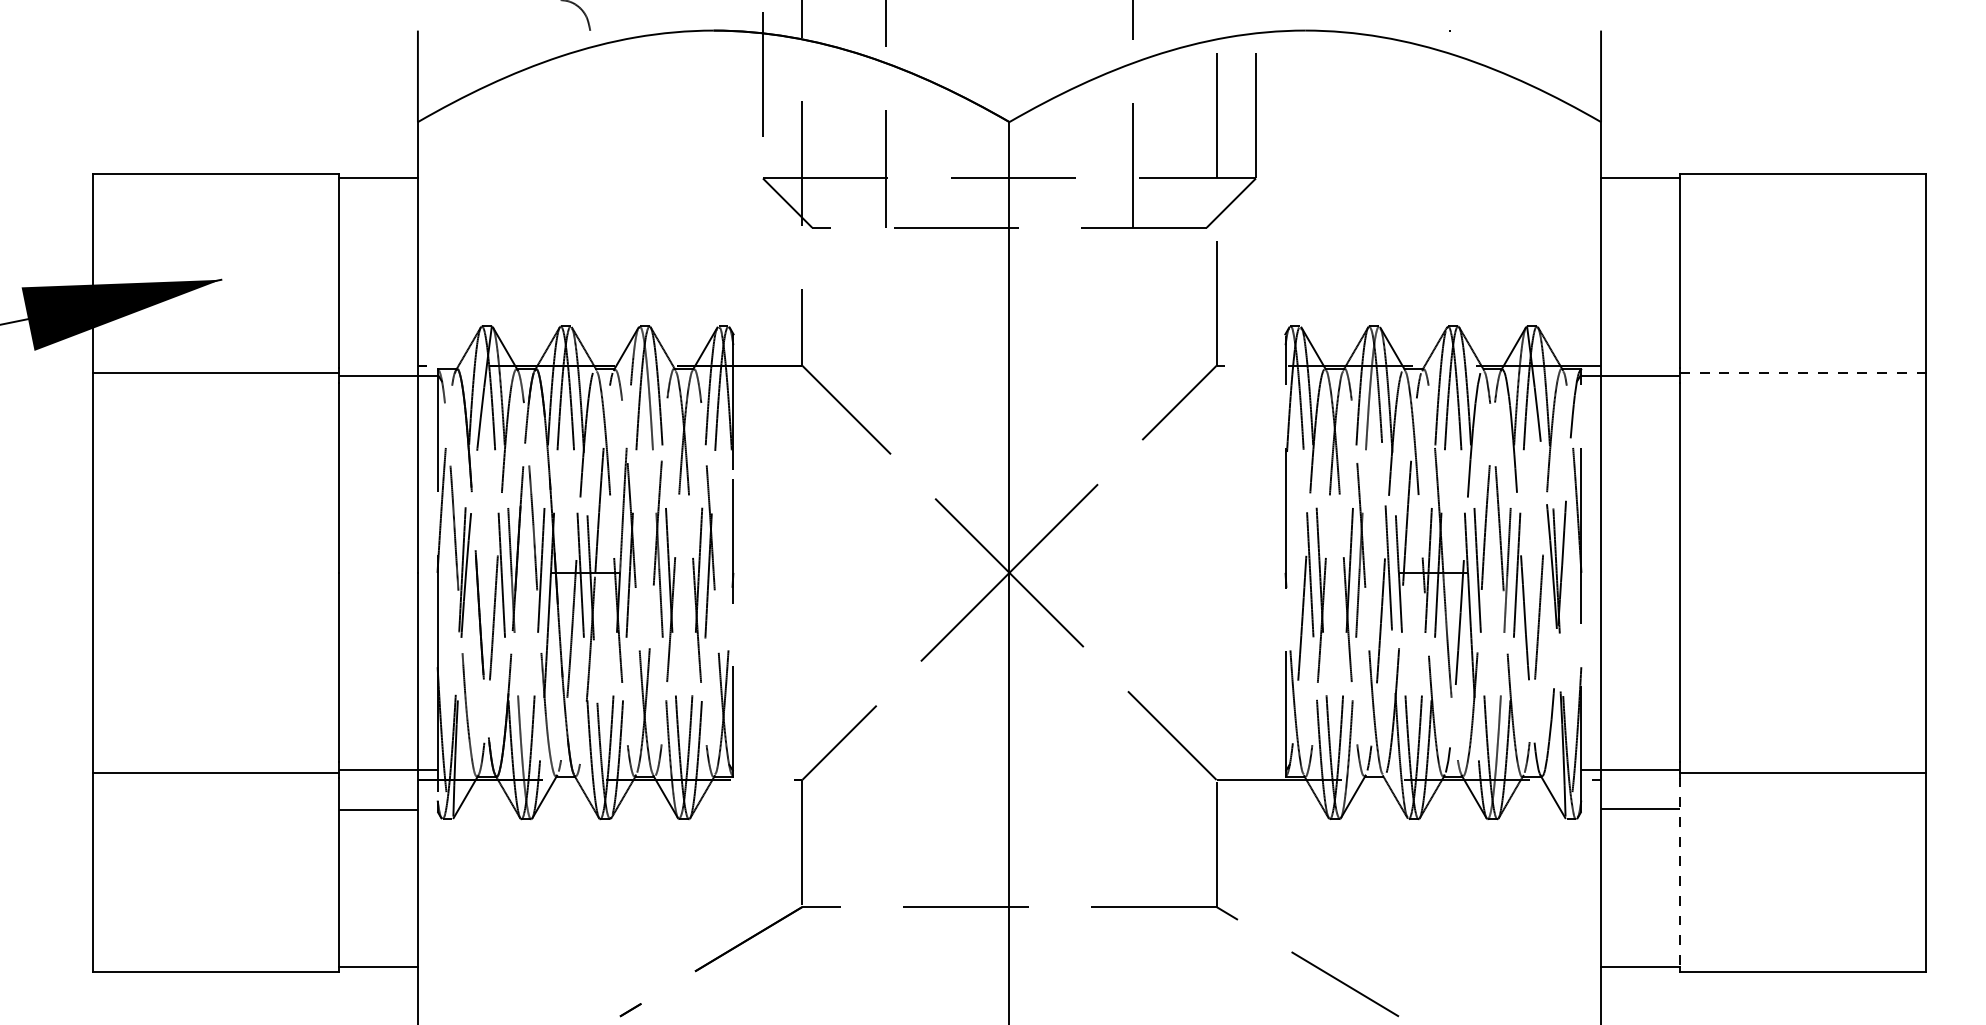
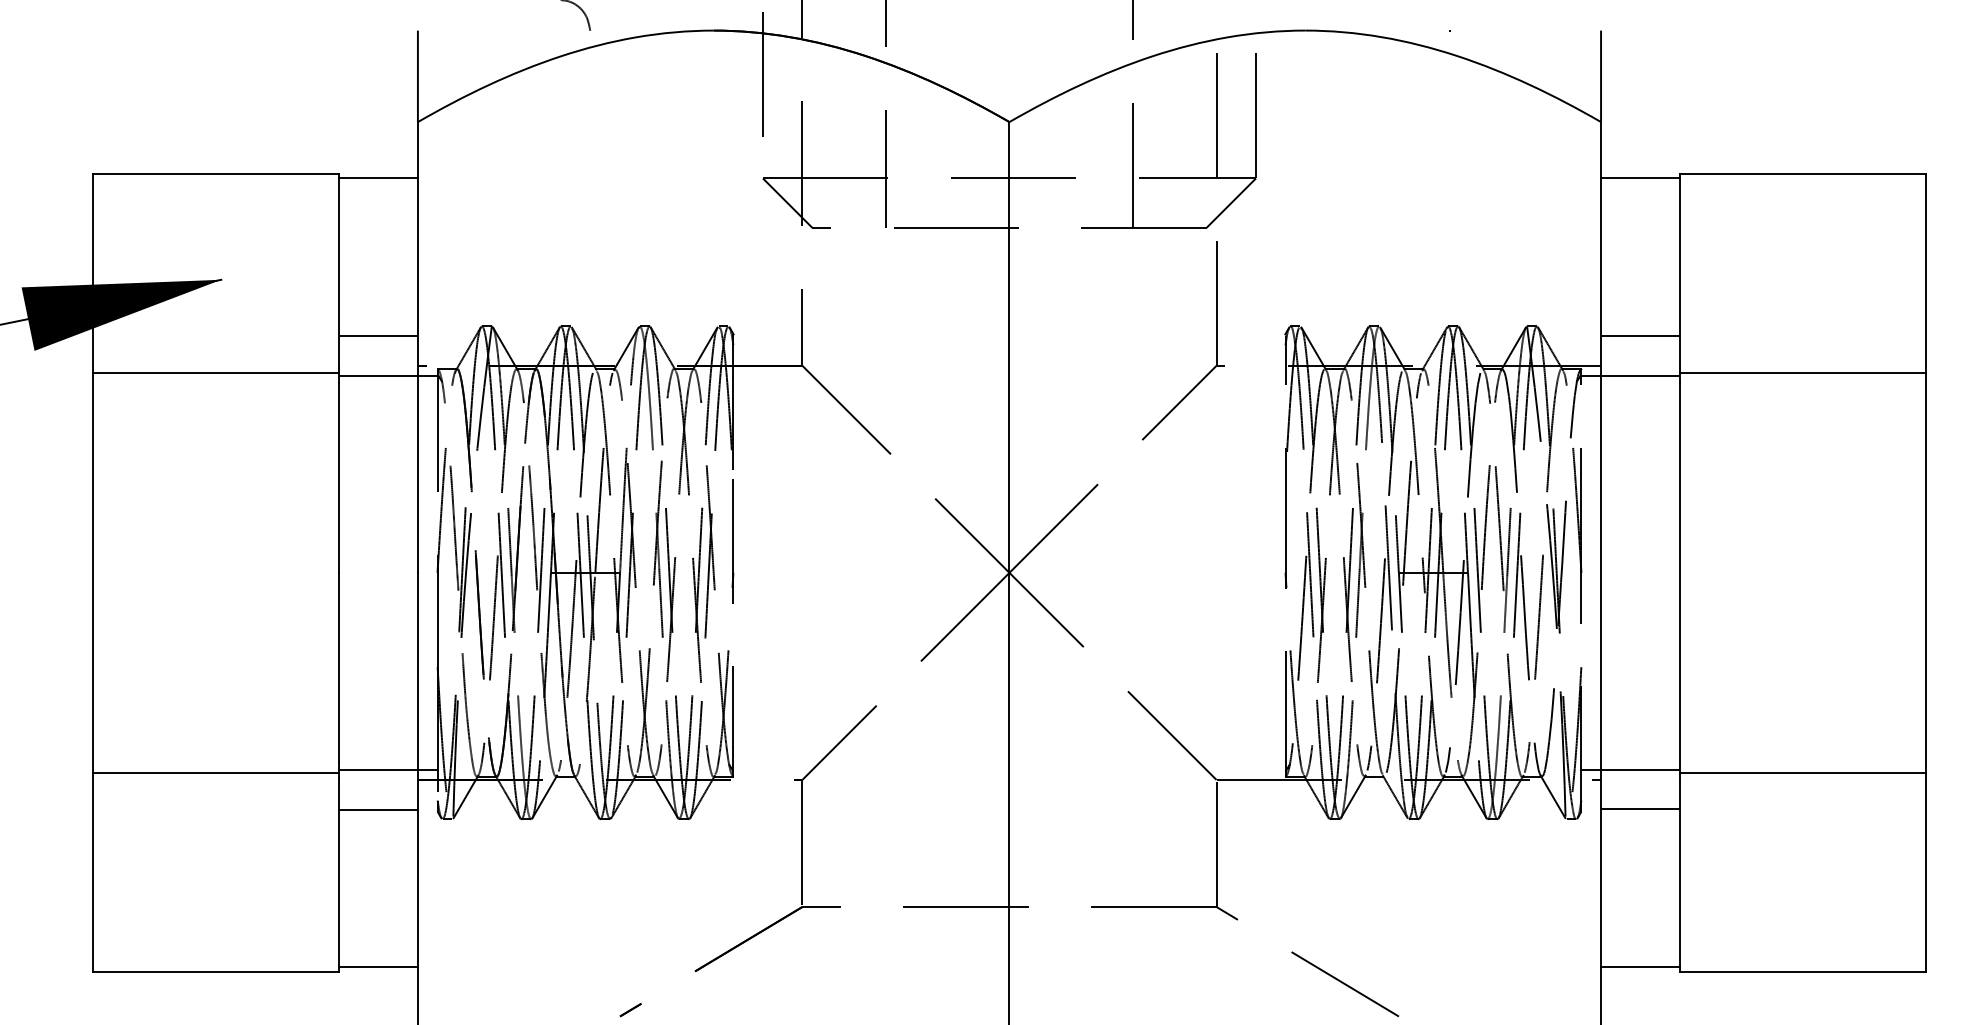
line: none -> present (378, 336)
line: none -> present (1640, 336)
line: dashed -> solid (1803, 373)
line: dashed -> solid (1679, 872)
